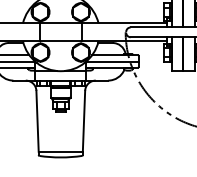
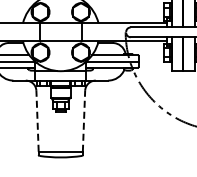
line: solid -> dashed (37, 120)
line: solid -> dashed (84, 120)
